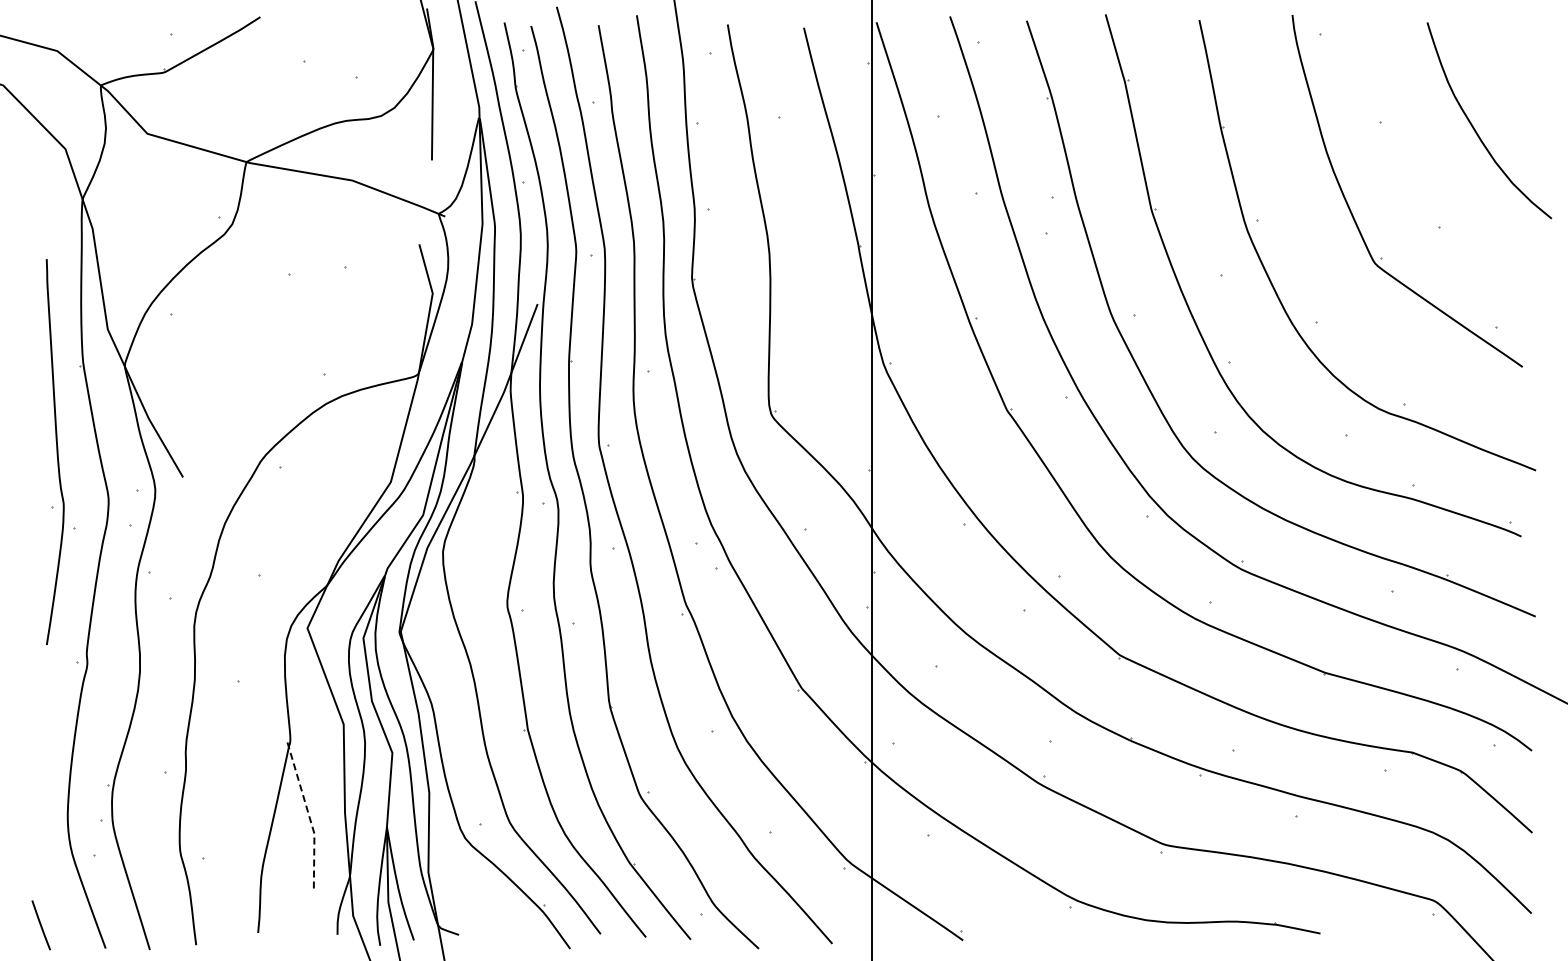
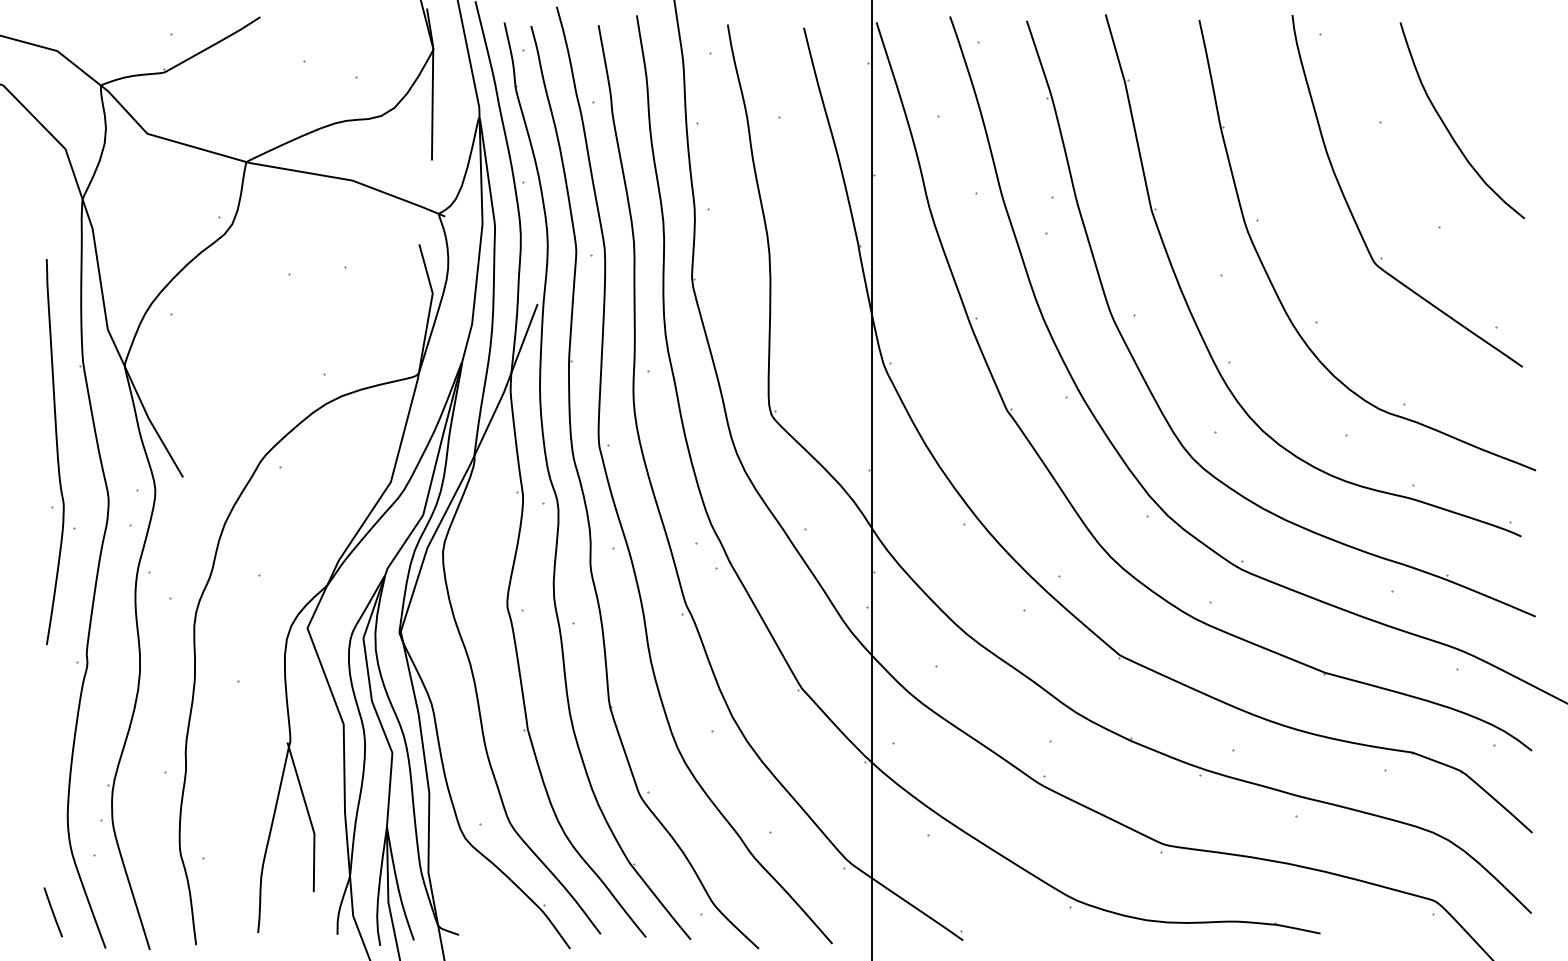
curve position: (1476, 130) -> (1449, 130) (1449, 130)
line: dashed -> solid (309, 816)
line position: (40, 925) -> (52, 912) (52, 912)
